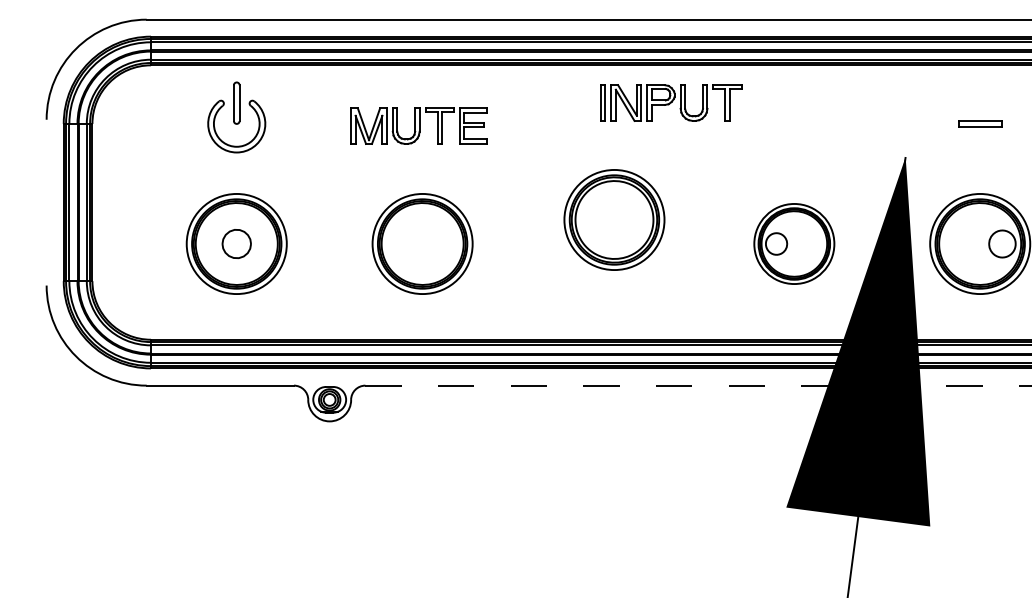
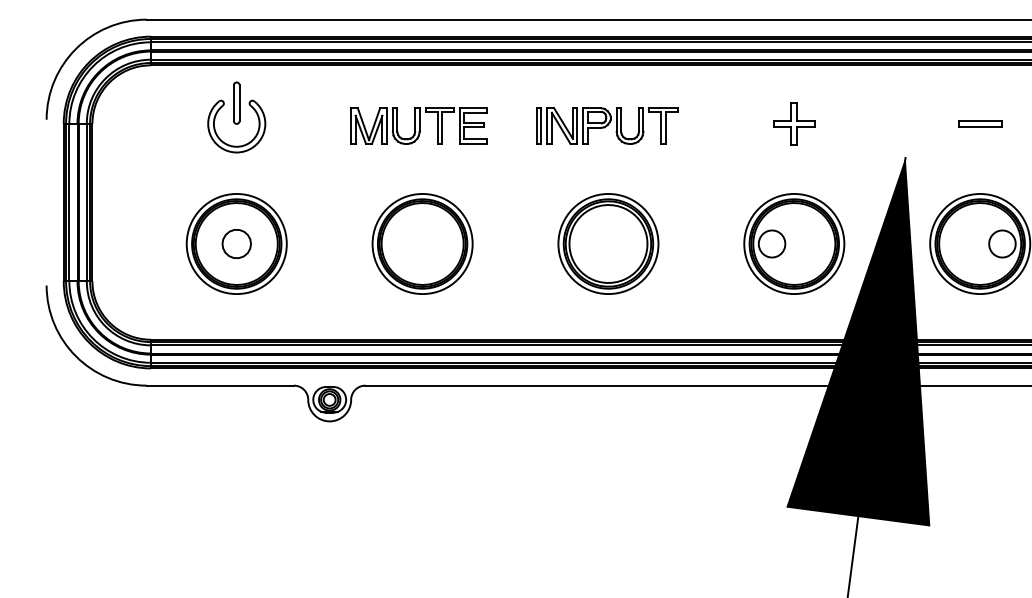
part position: (671, 102) -> (607, 125) (607, 125)
part: none -> present (794, 123)
part position: (614, 219) -> (608, 243) (608, 243)
part size: 83x82 px -> 103x102 px (794, 243)
line: dashed -> solid (698, 385)
